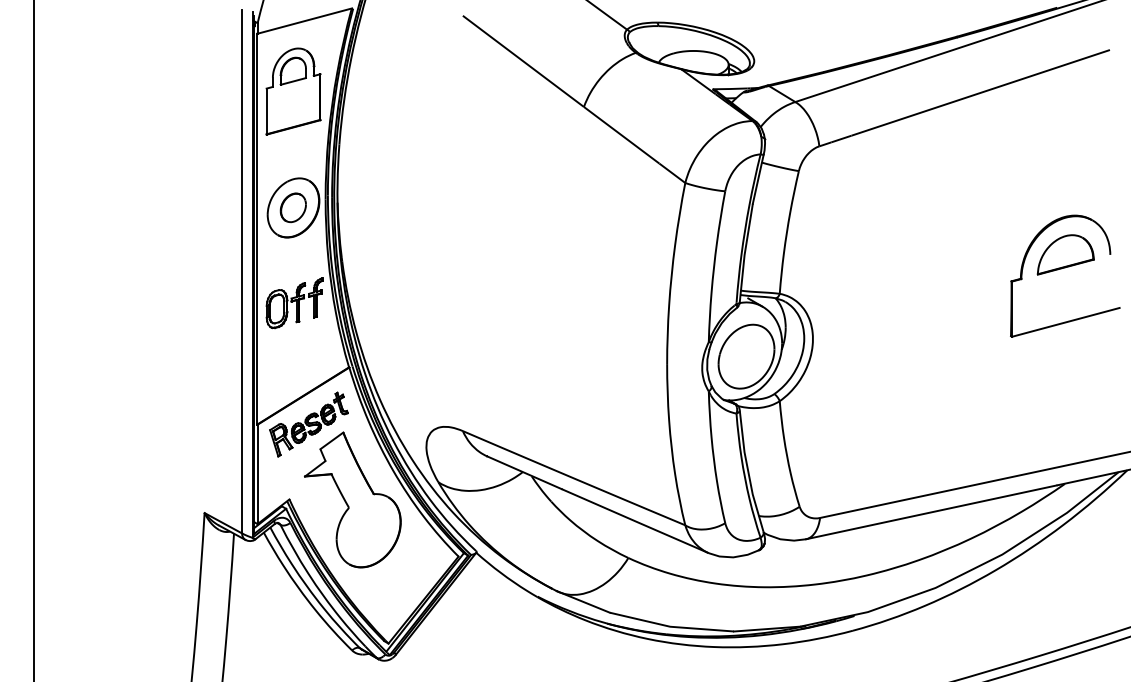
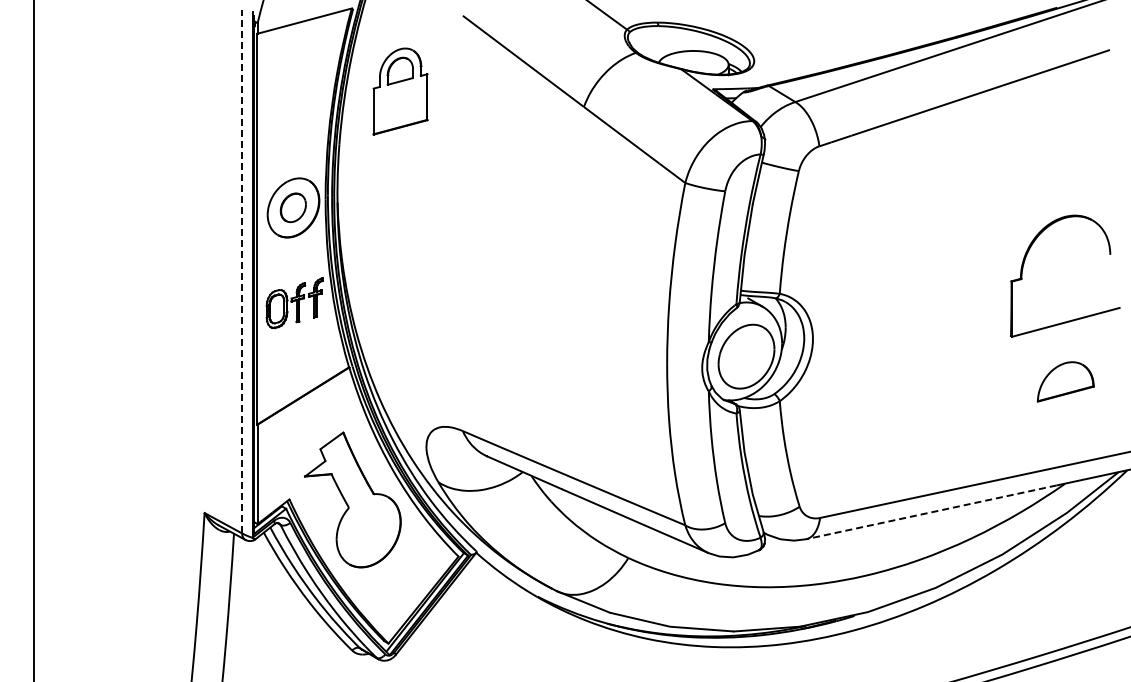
part position: (293, 91) -> (400, 91) (400, 91)
part position: (1065, 254) -> (1065, 381) (1065, 381)
line: solid -> dashed (242, 271)
part: present -> none (308, 424)
line: solid -> dashed (930, 512)
